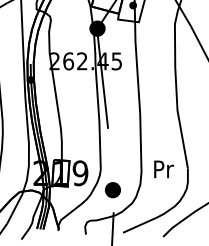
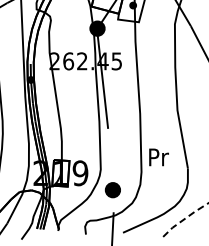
text position: (163, 169) -> (158, 157) (158, 157)
line: solid -> dashed (185, 218)
